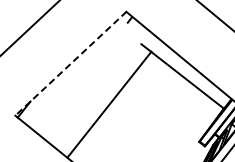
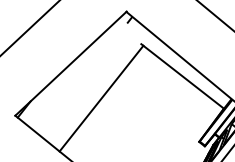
line: dashed -> solid (70, 64)
line position: (109, 104) -> (101, 98) (101, 98)
